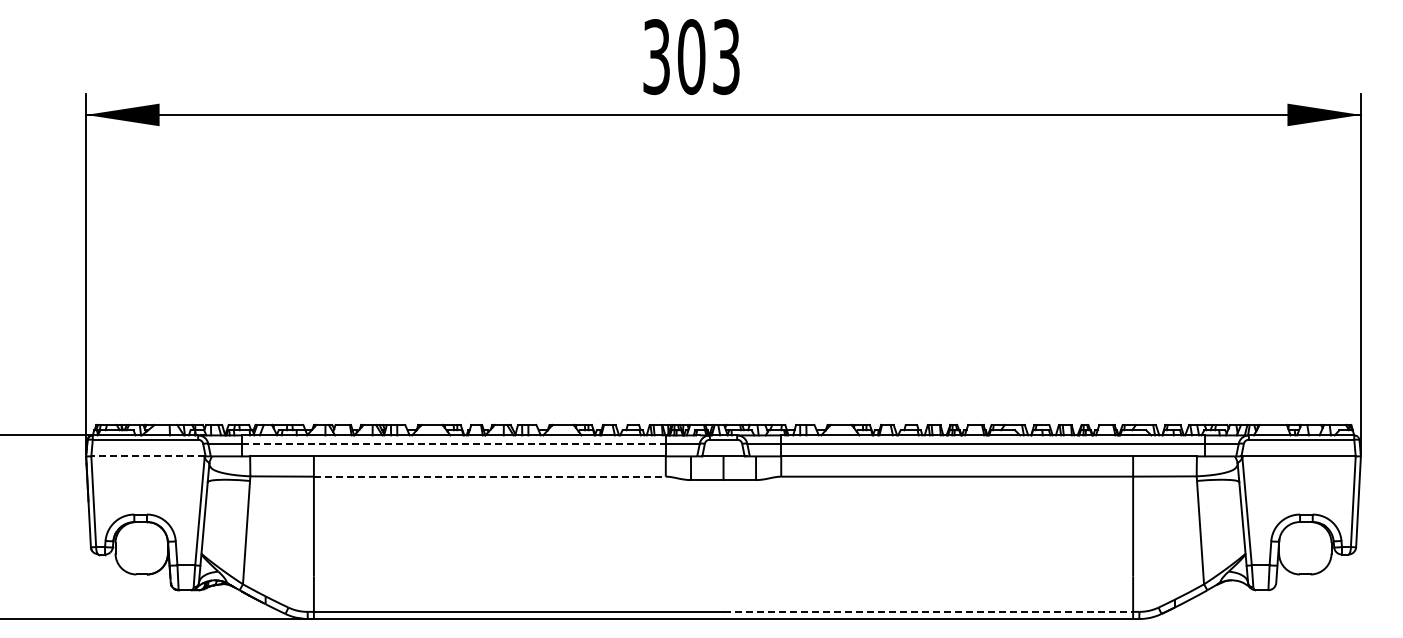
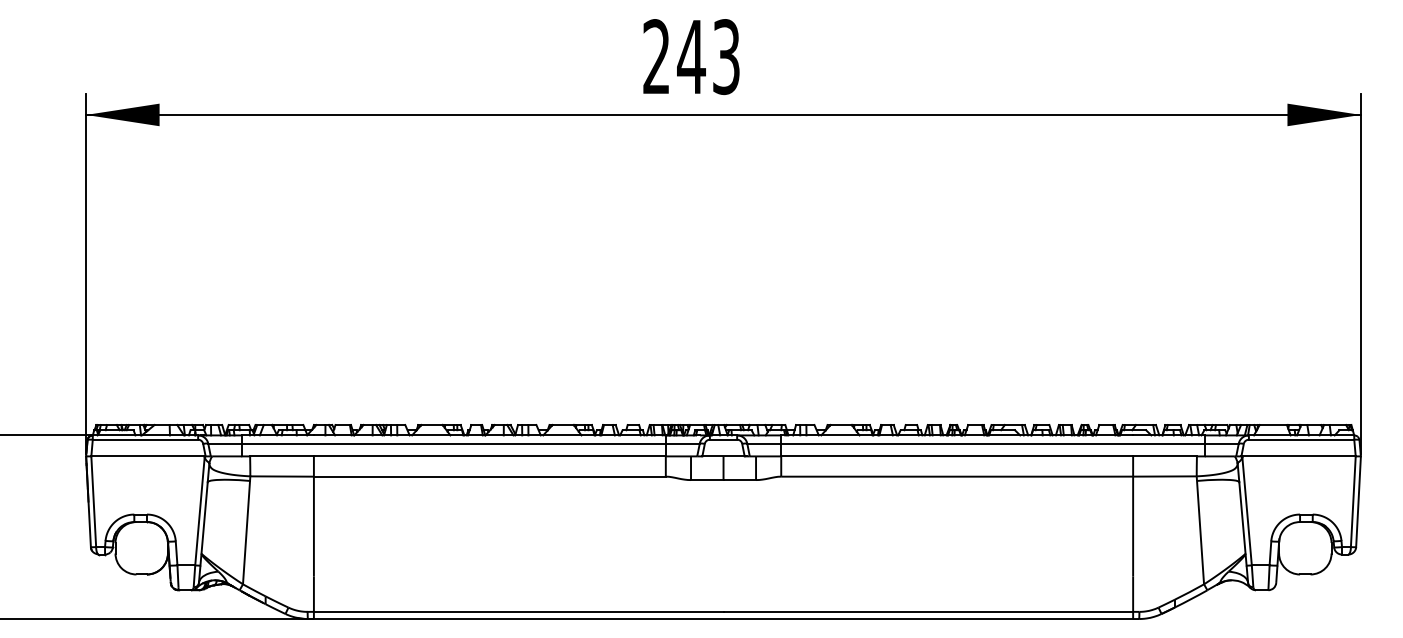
text: 303 -> 243 (674, 57)
line: dashed -> solid (454, 443)
line: dashed -> solid (148, 456)
line: dashed -> solid (489, 476)
line: dashed -> solid (928, 611)
